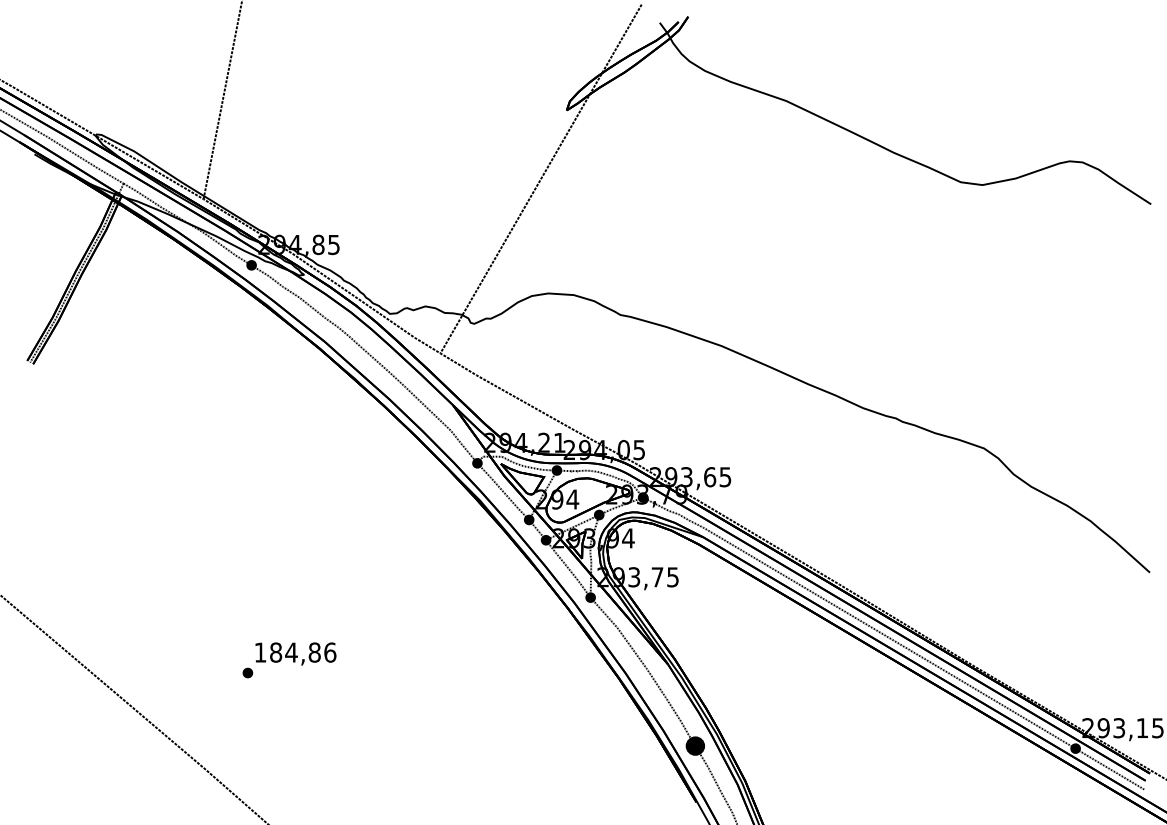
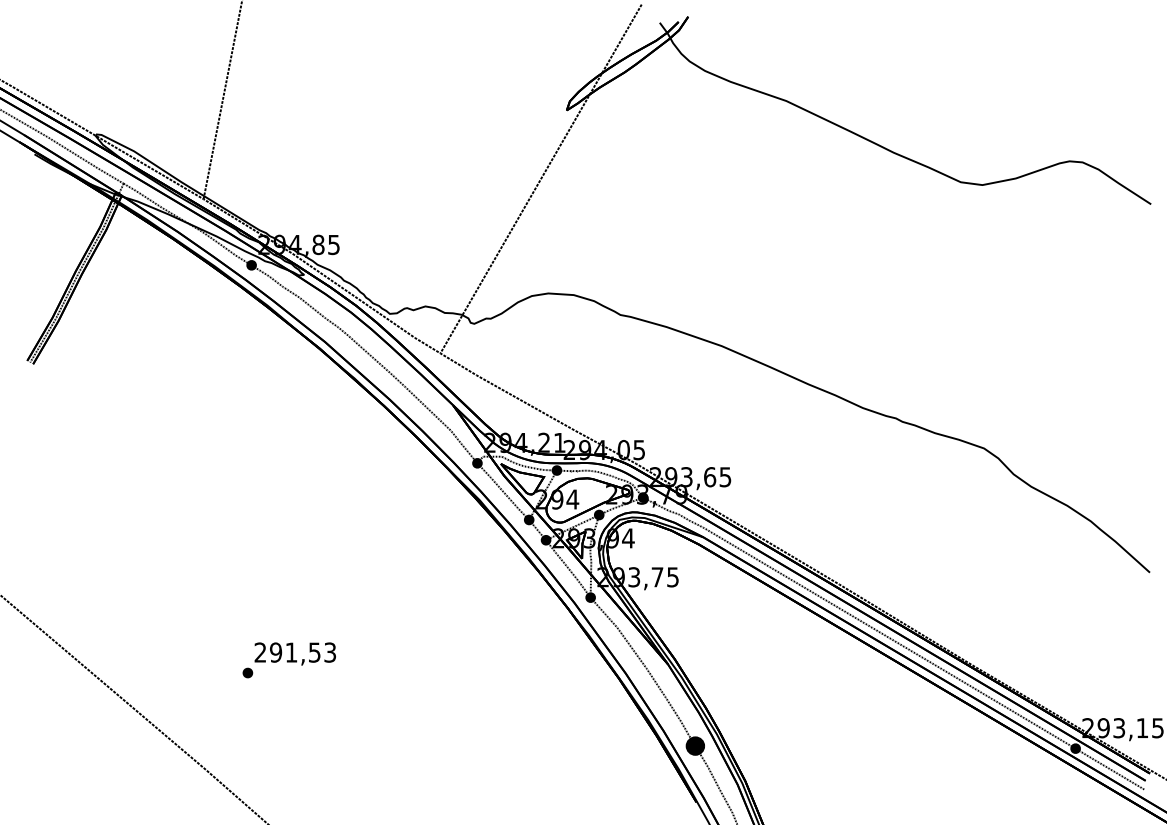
text: 184,86 -> 291,53 (295, 652)
